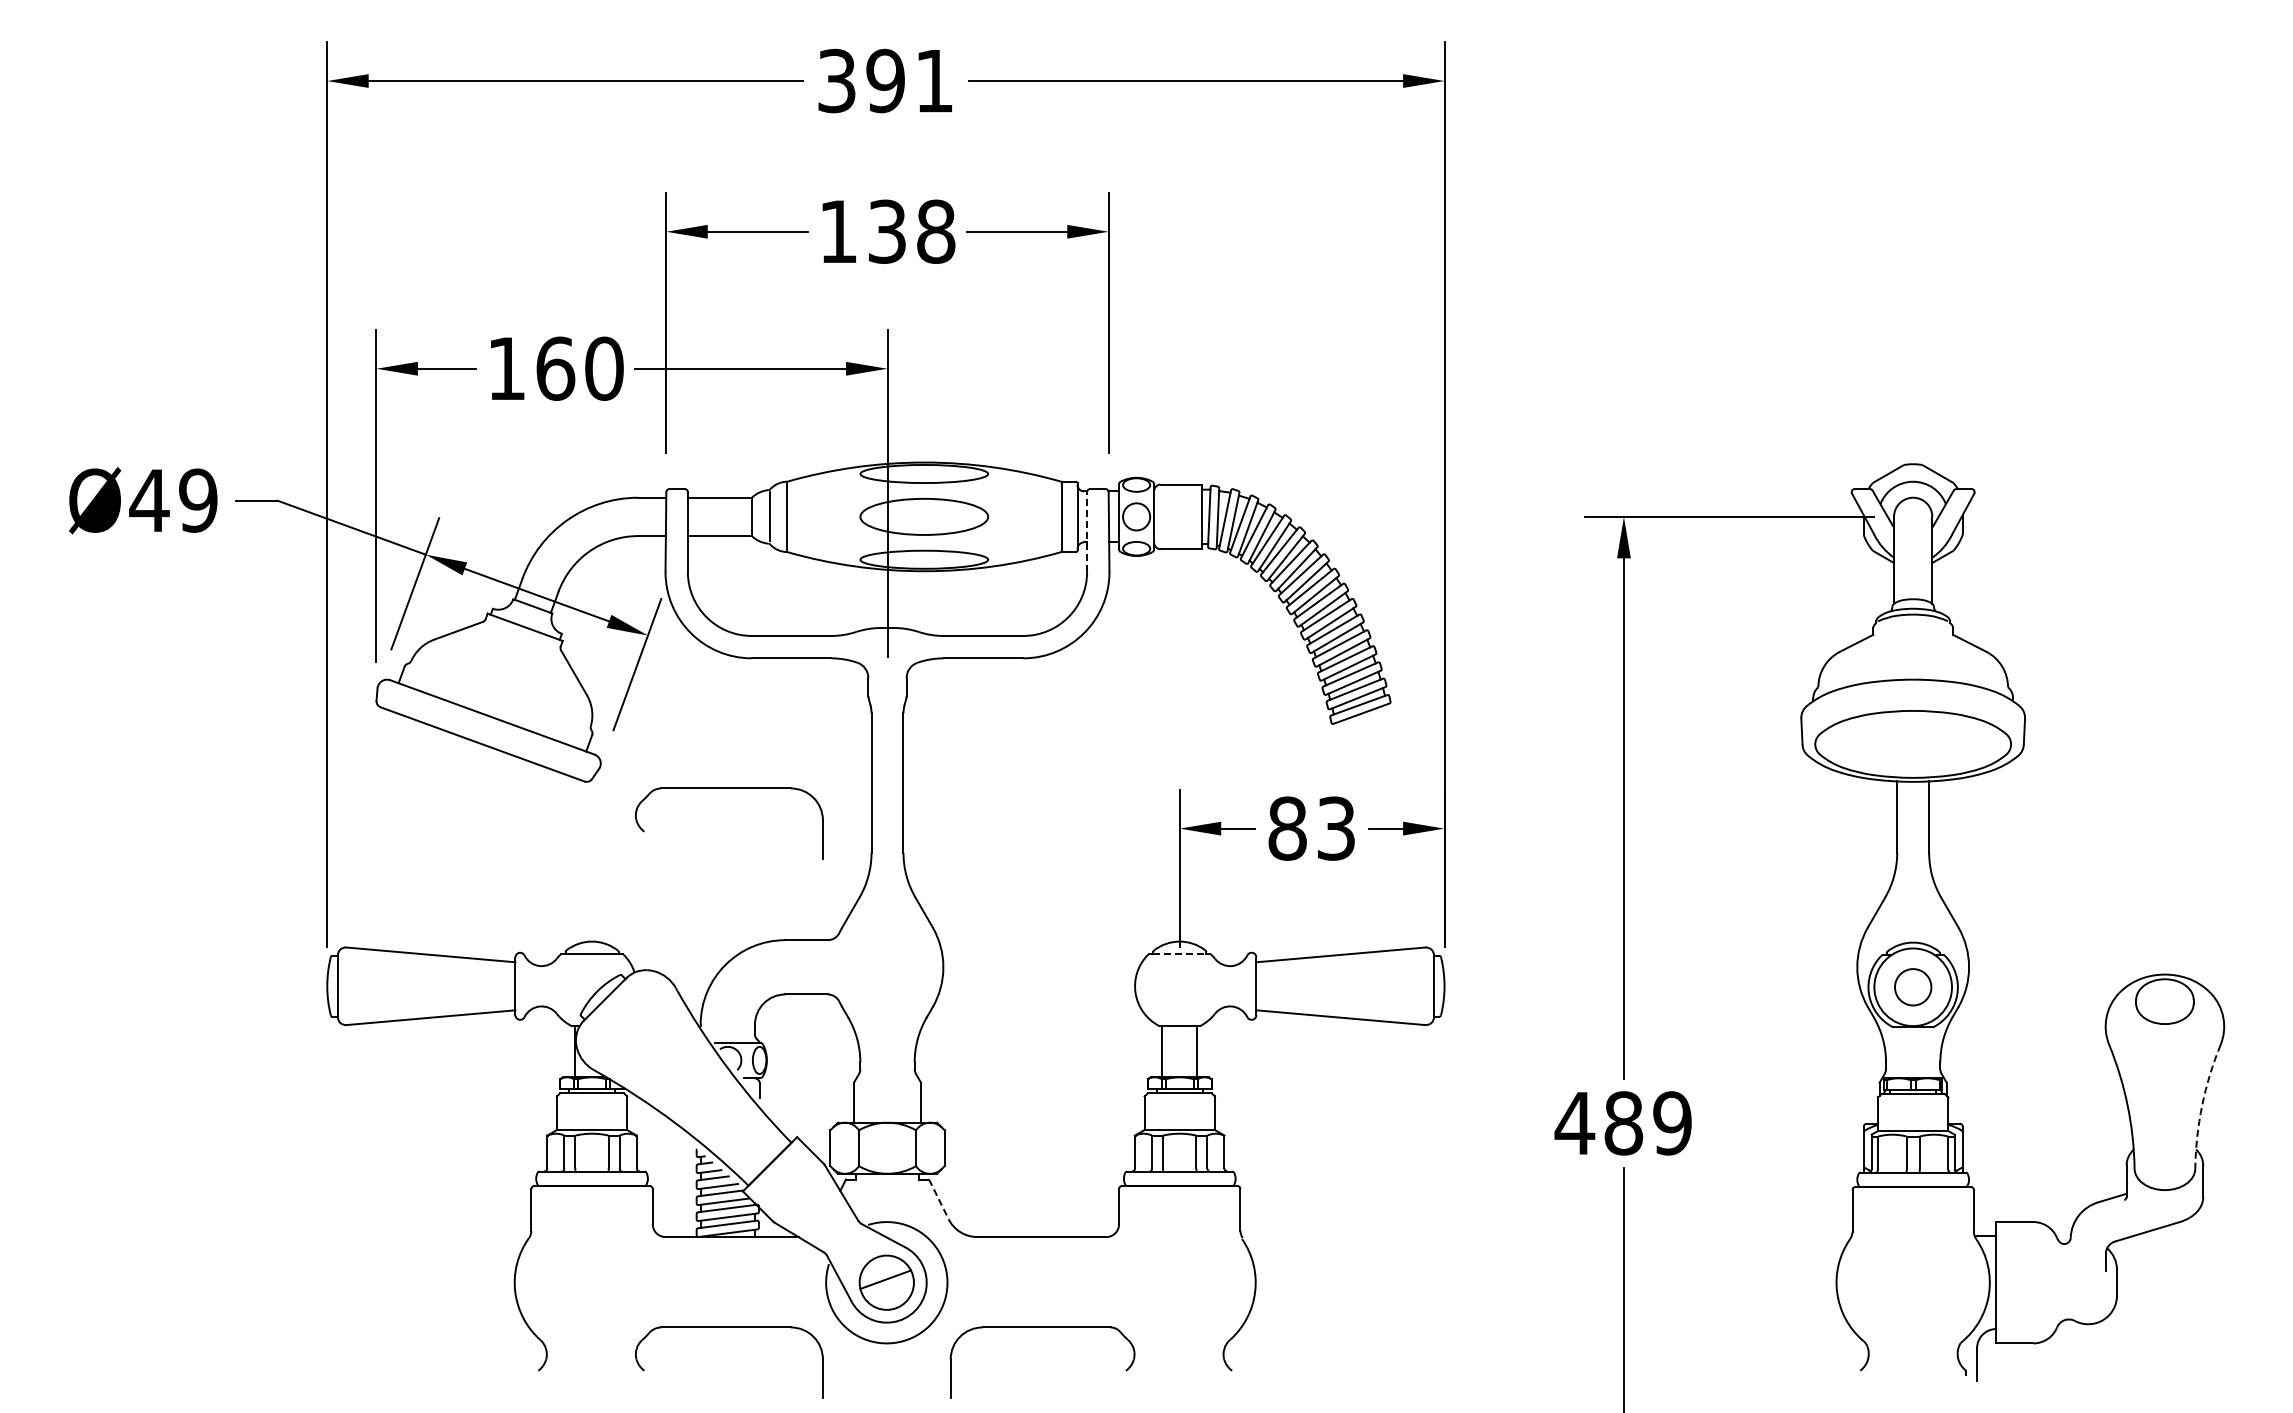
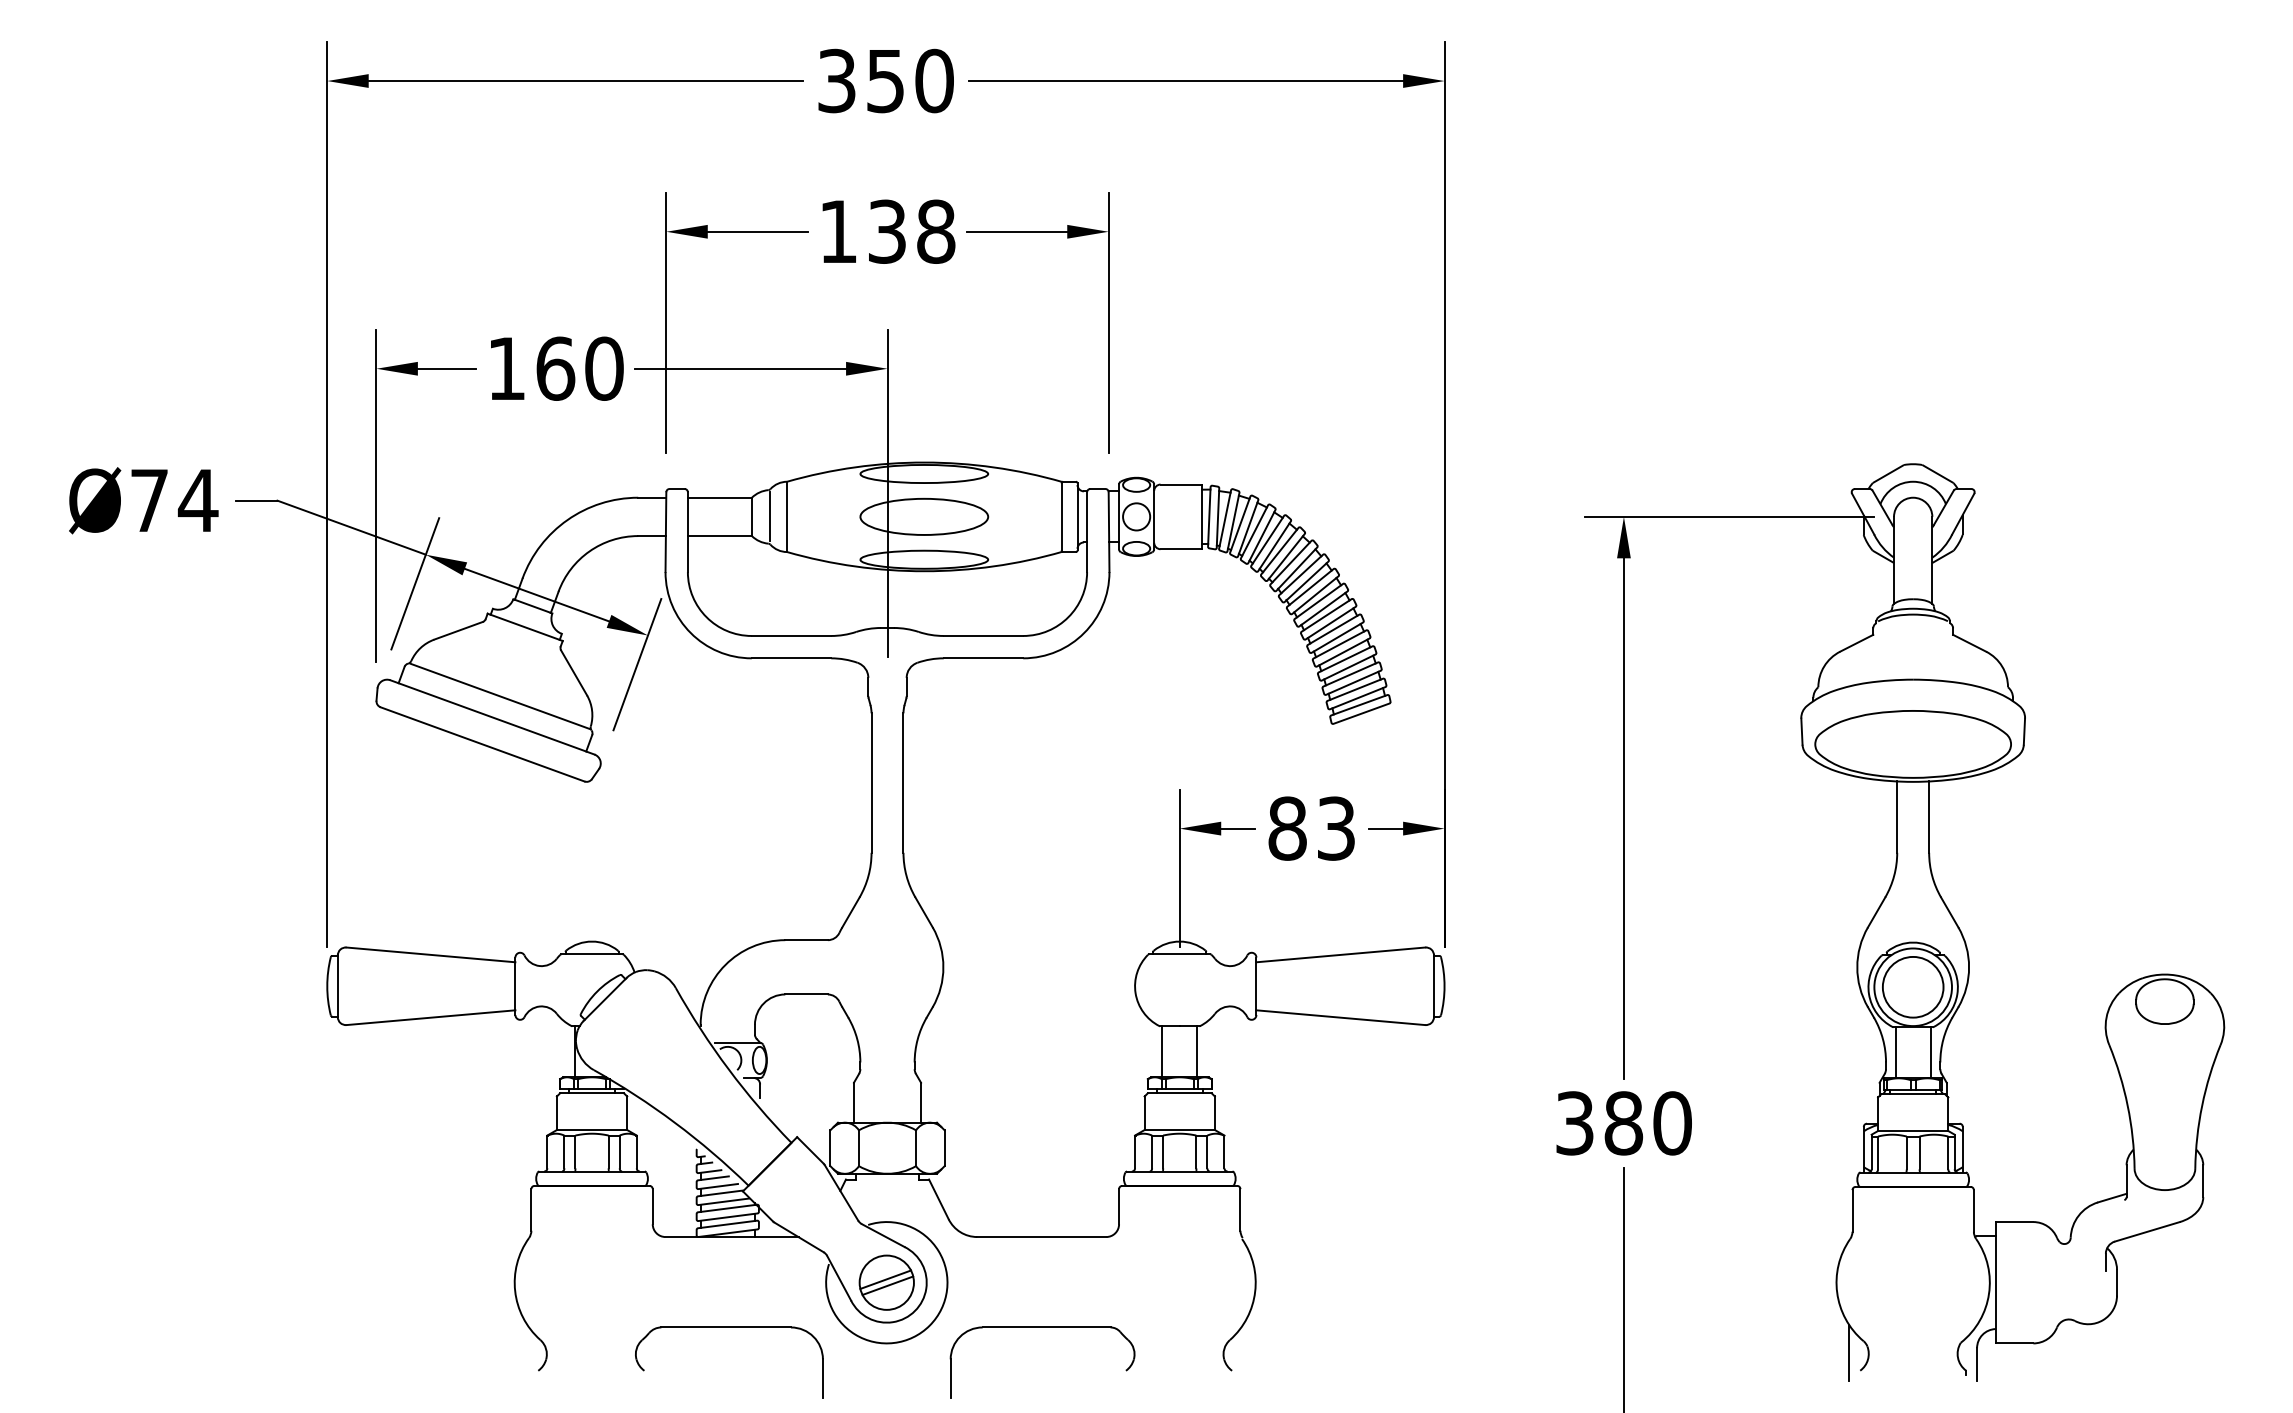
text: 391 -> 350 (909, 80)
text: Ø49 -> Ø74 (173, 500)
line: dashed -> solid (1087, 532)
line: none -> present (499, 695)
part: present -> none (729, 788)
line: dashed -> solid (1179, 954)
circle diameter: 36 px -> 61 px (1912, 986)
line: none -> present (1895, 1052)
line: none -> present (1930, 1052)
arc: dashed -> solid (2202, 1105)
text: 489 -> 380 (1622, 1123)
line: dashed -> solid (939, 1199)
line: none -> present (887, 1285)
line: none -> present (1849, 1353)
